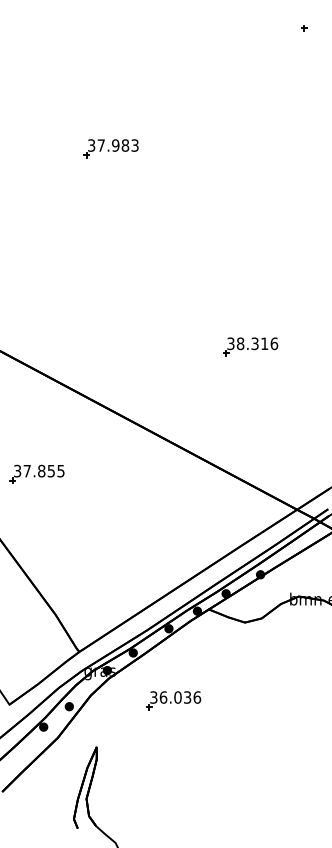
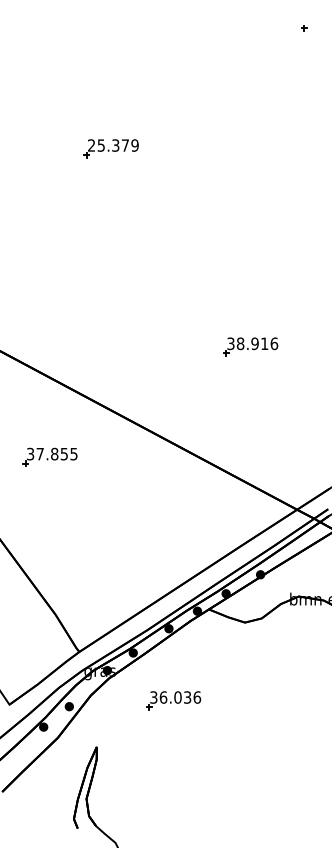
text: 37.983 -> 25.379 (113, 145)
text: 38.316 -> 38.916 (254, 343)
part position: (36, 473) -> (49, 456) (49, 456)
